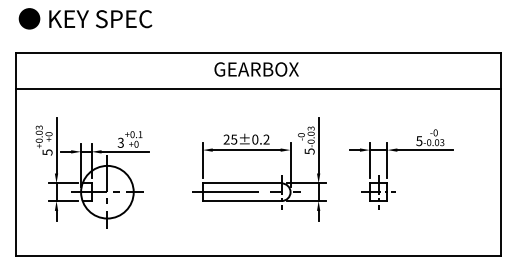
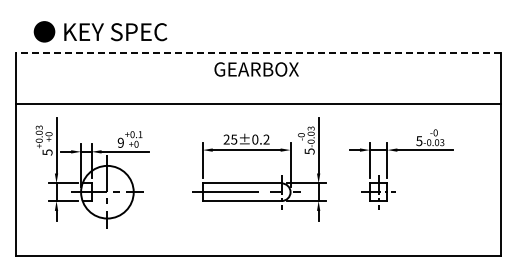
text position: (85, 18) -> (100, 31) (100, 31)
line: solid -> dashed (258, 53)
line position: (258, 88) -> (258, 103) (258, 103)
text: 3 -> 9 (120, 142)
